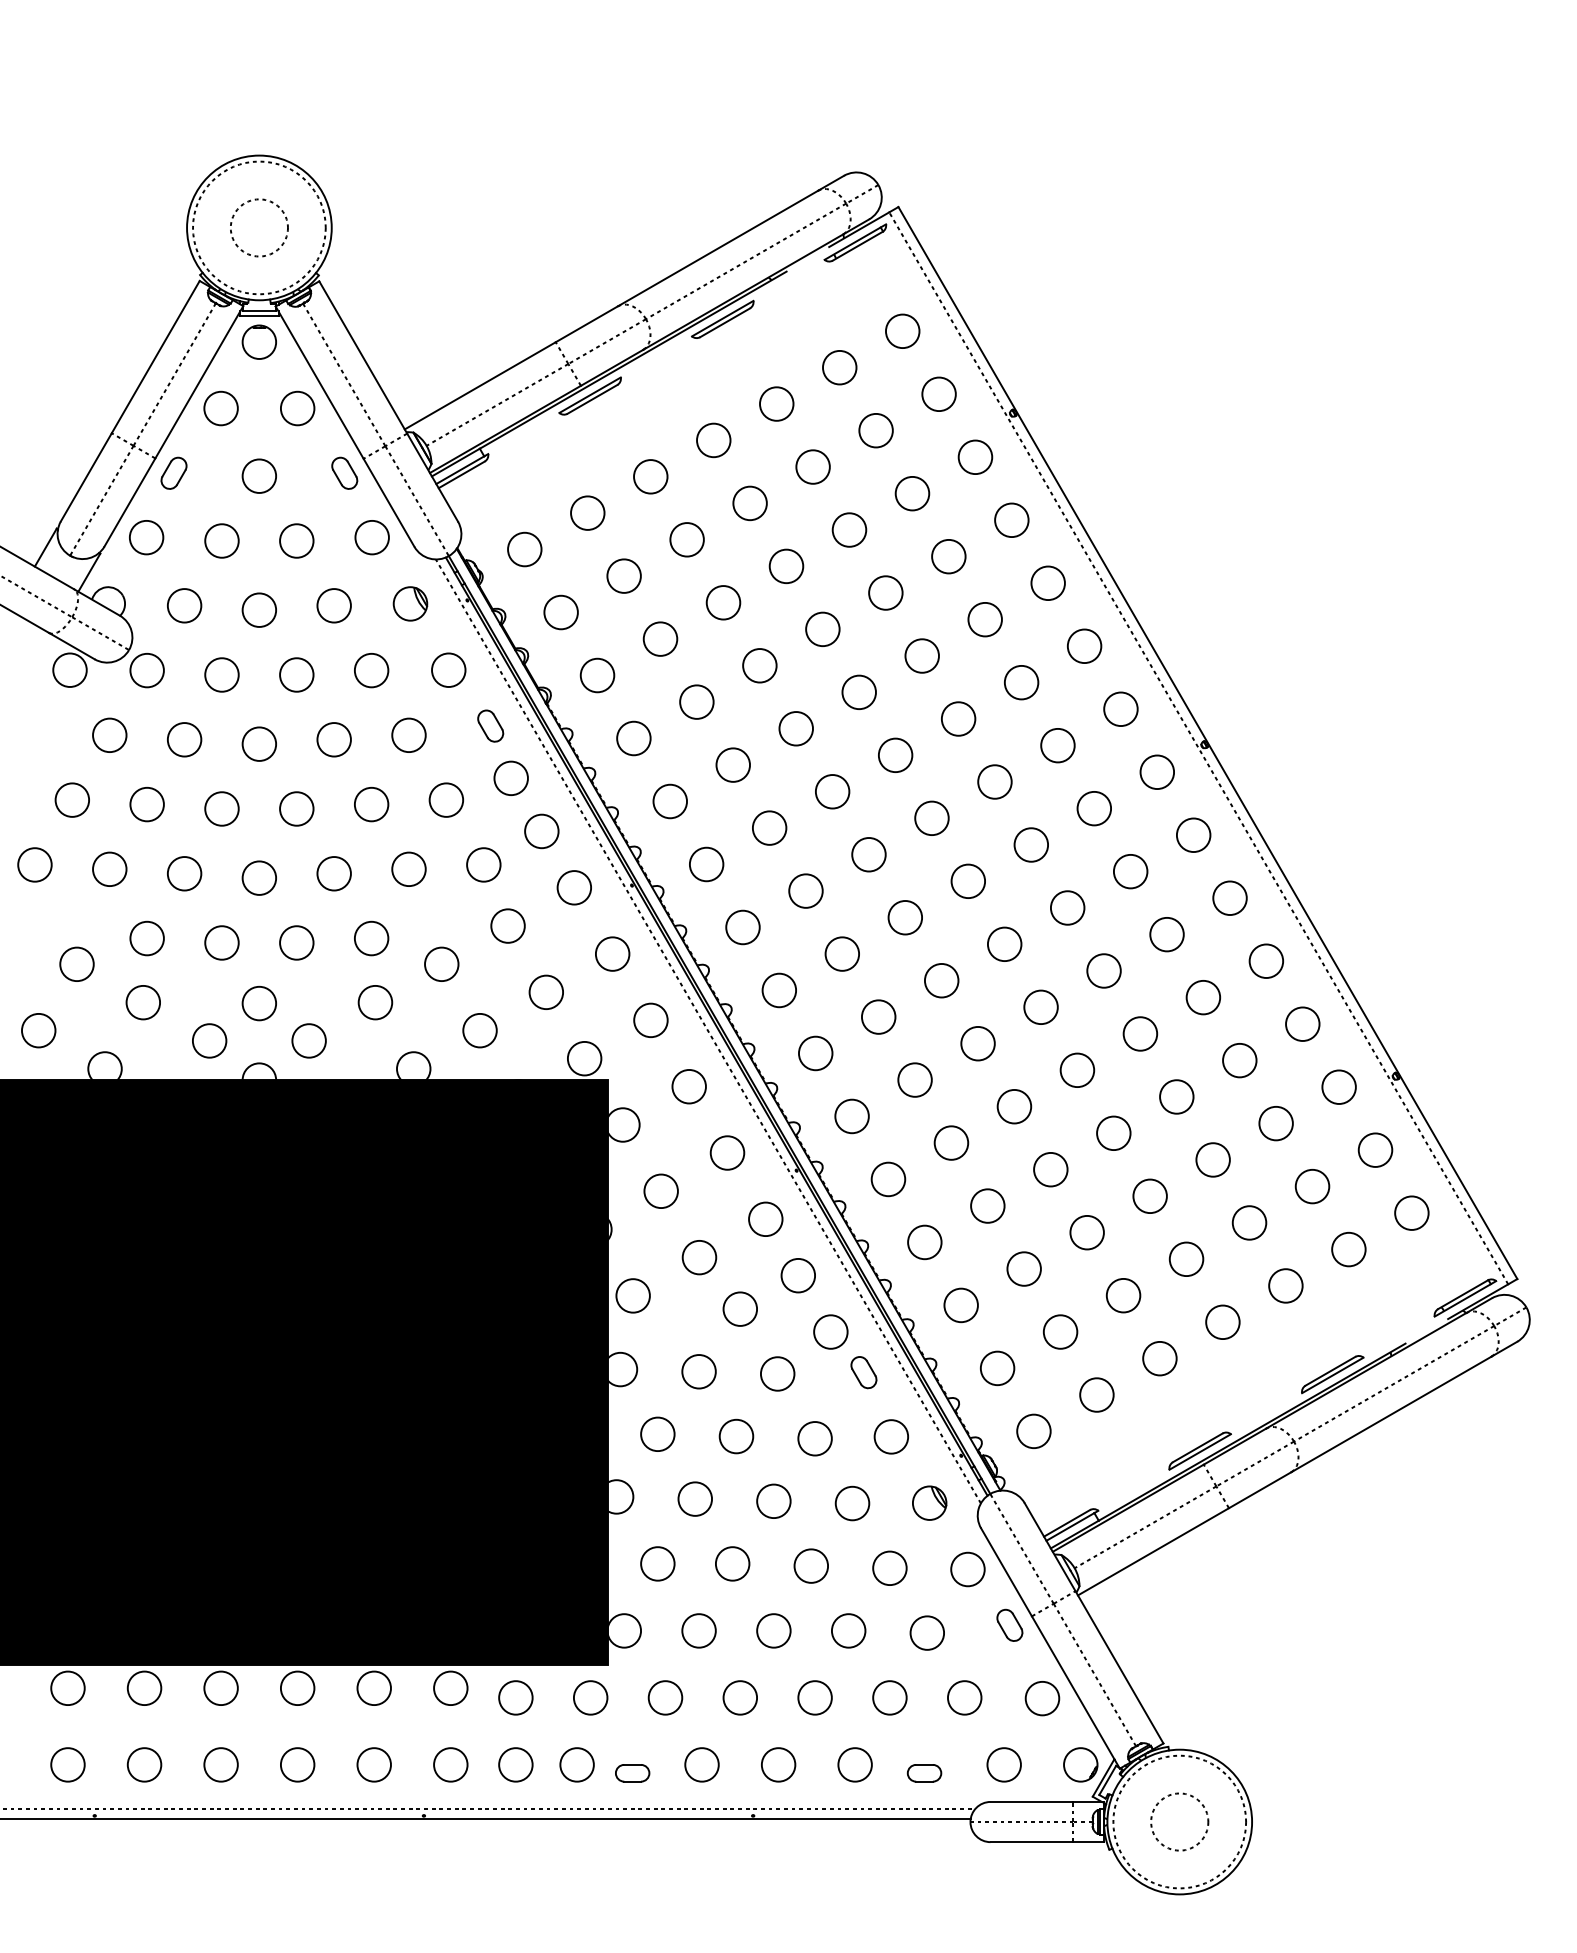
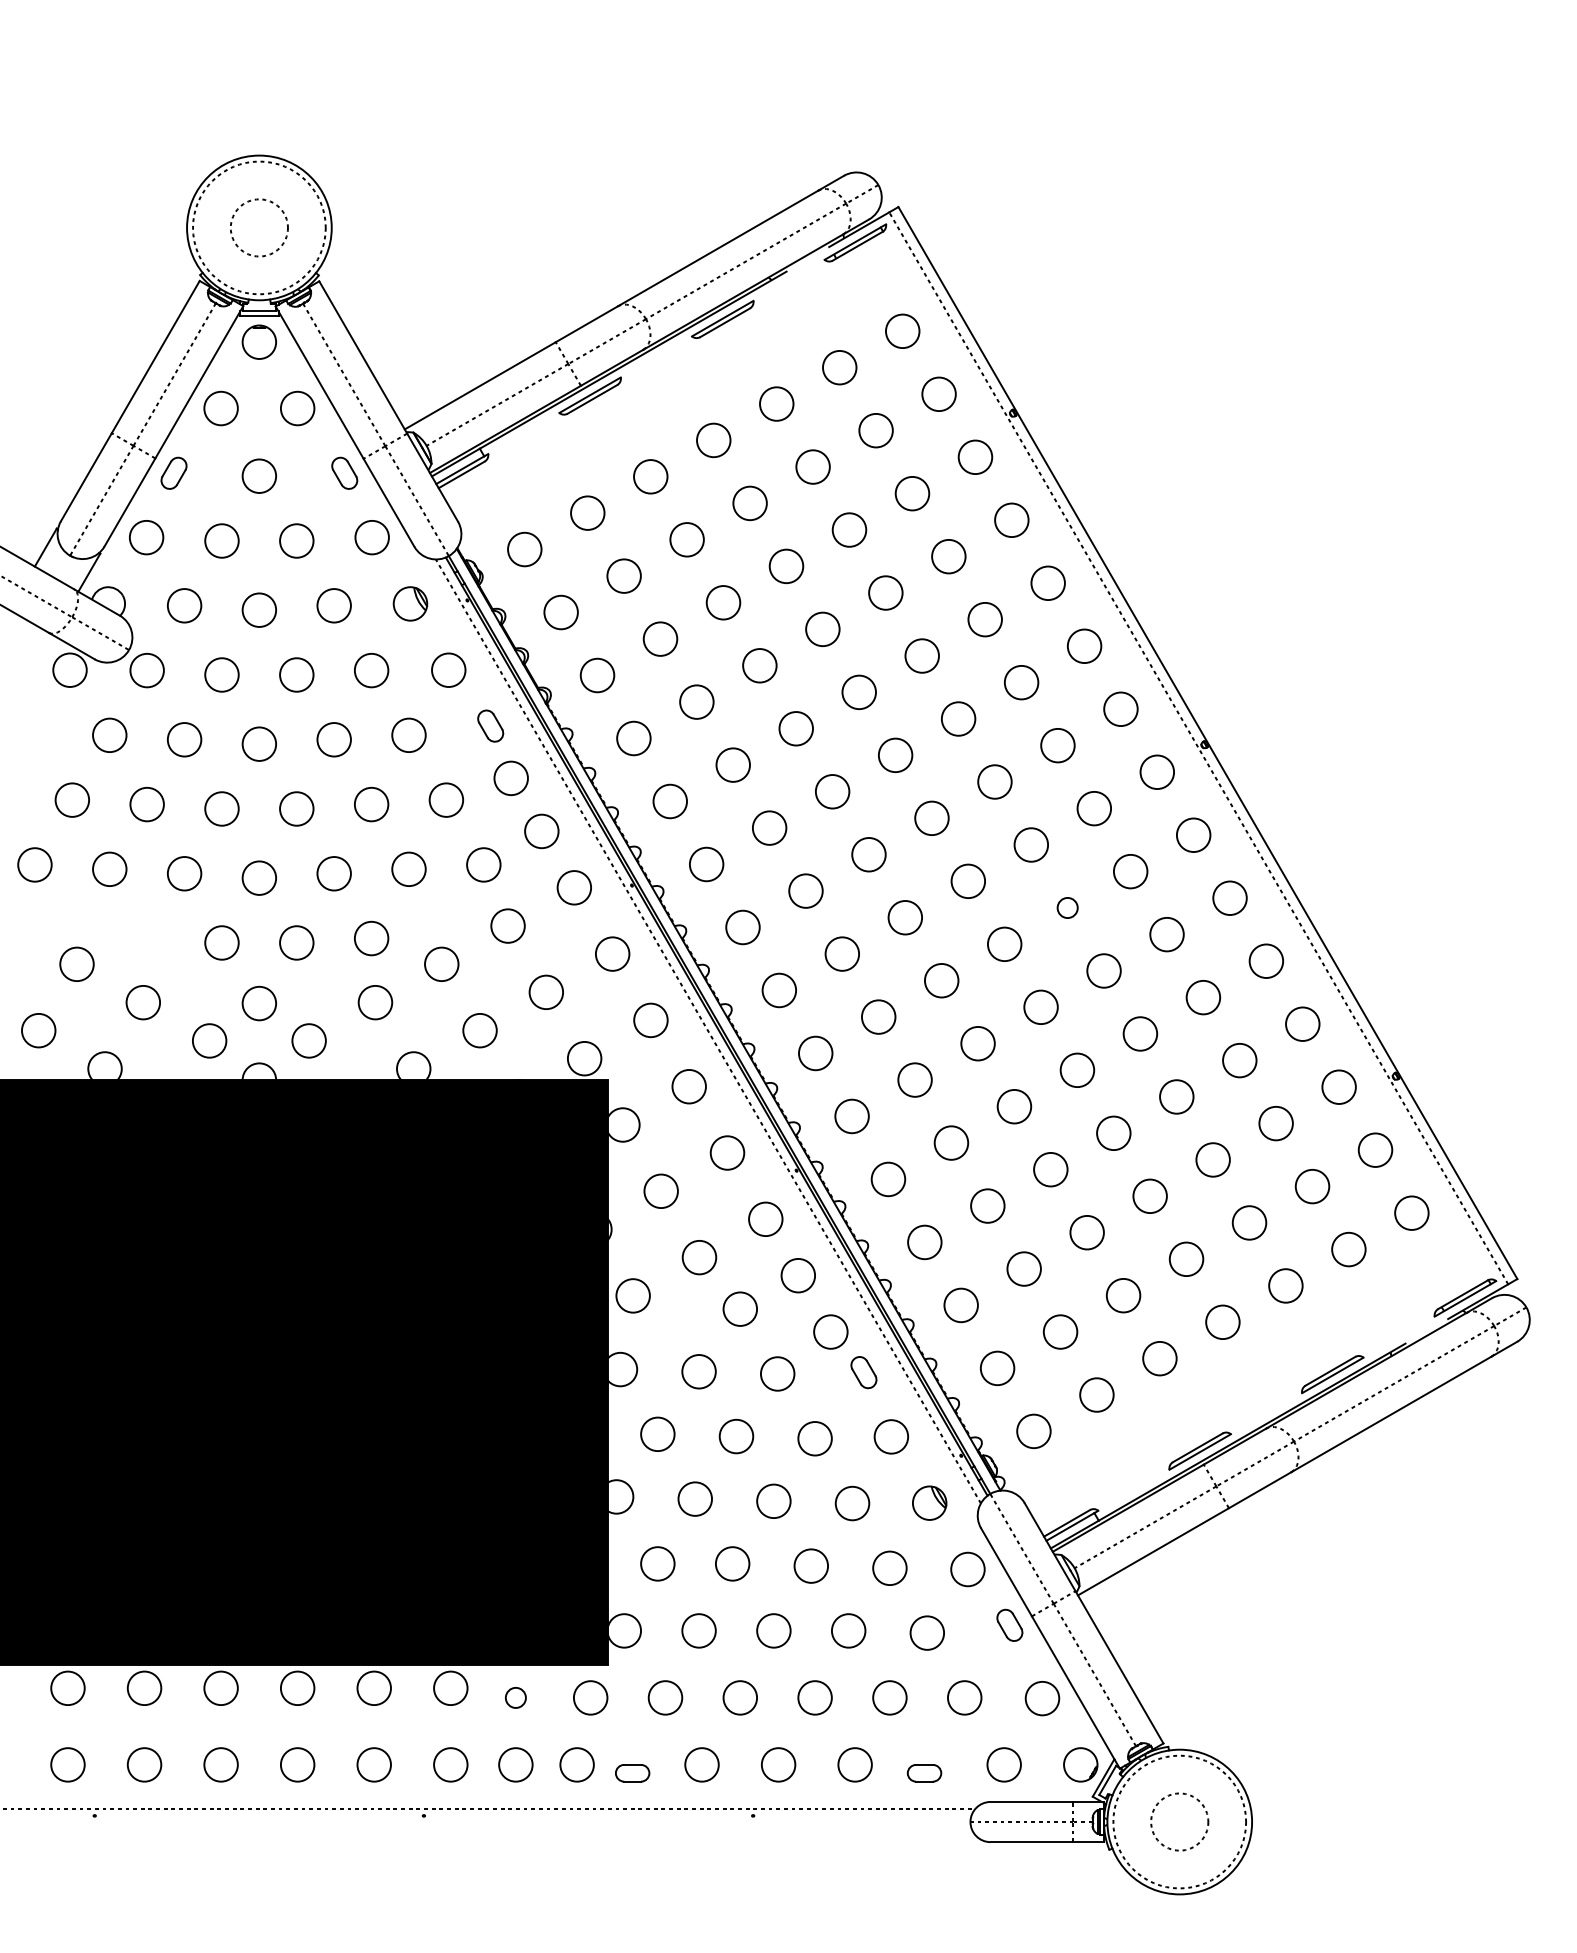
circle diameter: 33 px -> 20 px (1067, 907)
circle: present -> none (146, 938)
circle diameter: 33 px -> 20 px (515, 1697)
line: present -> none (486, 1818)
